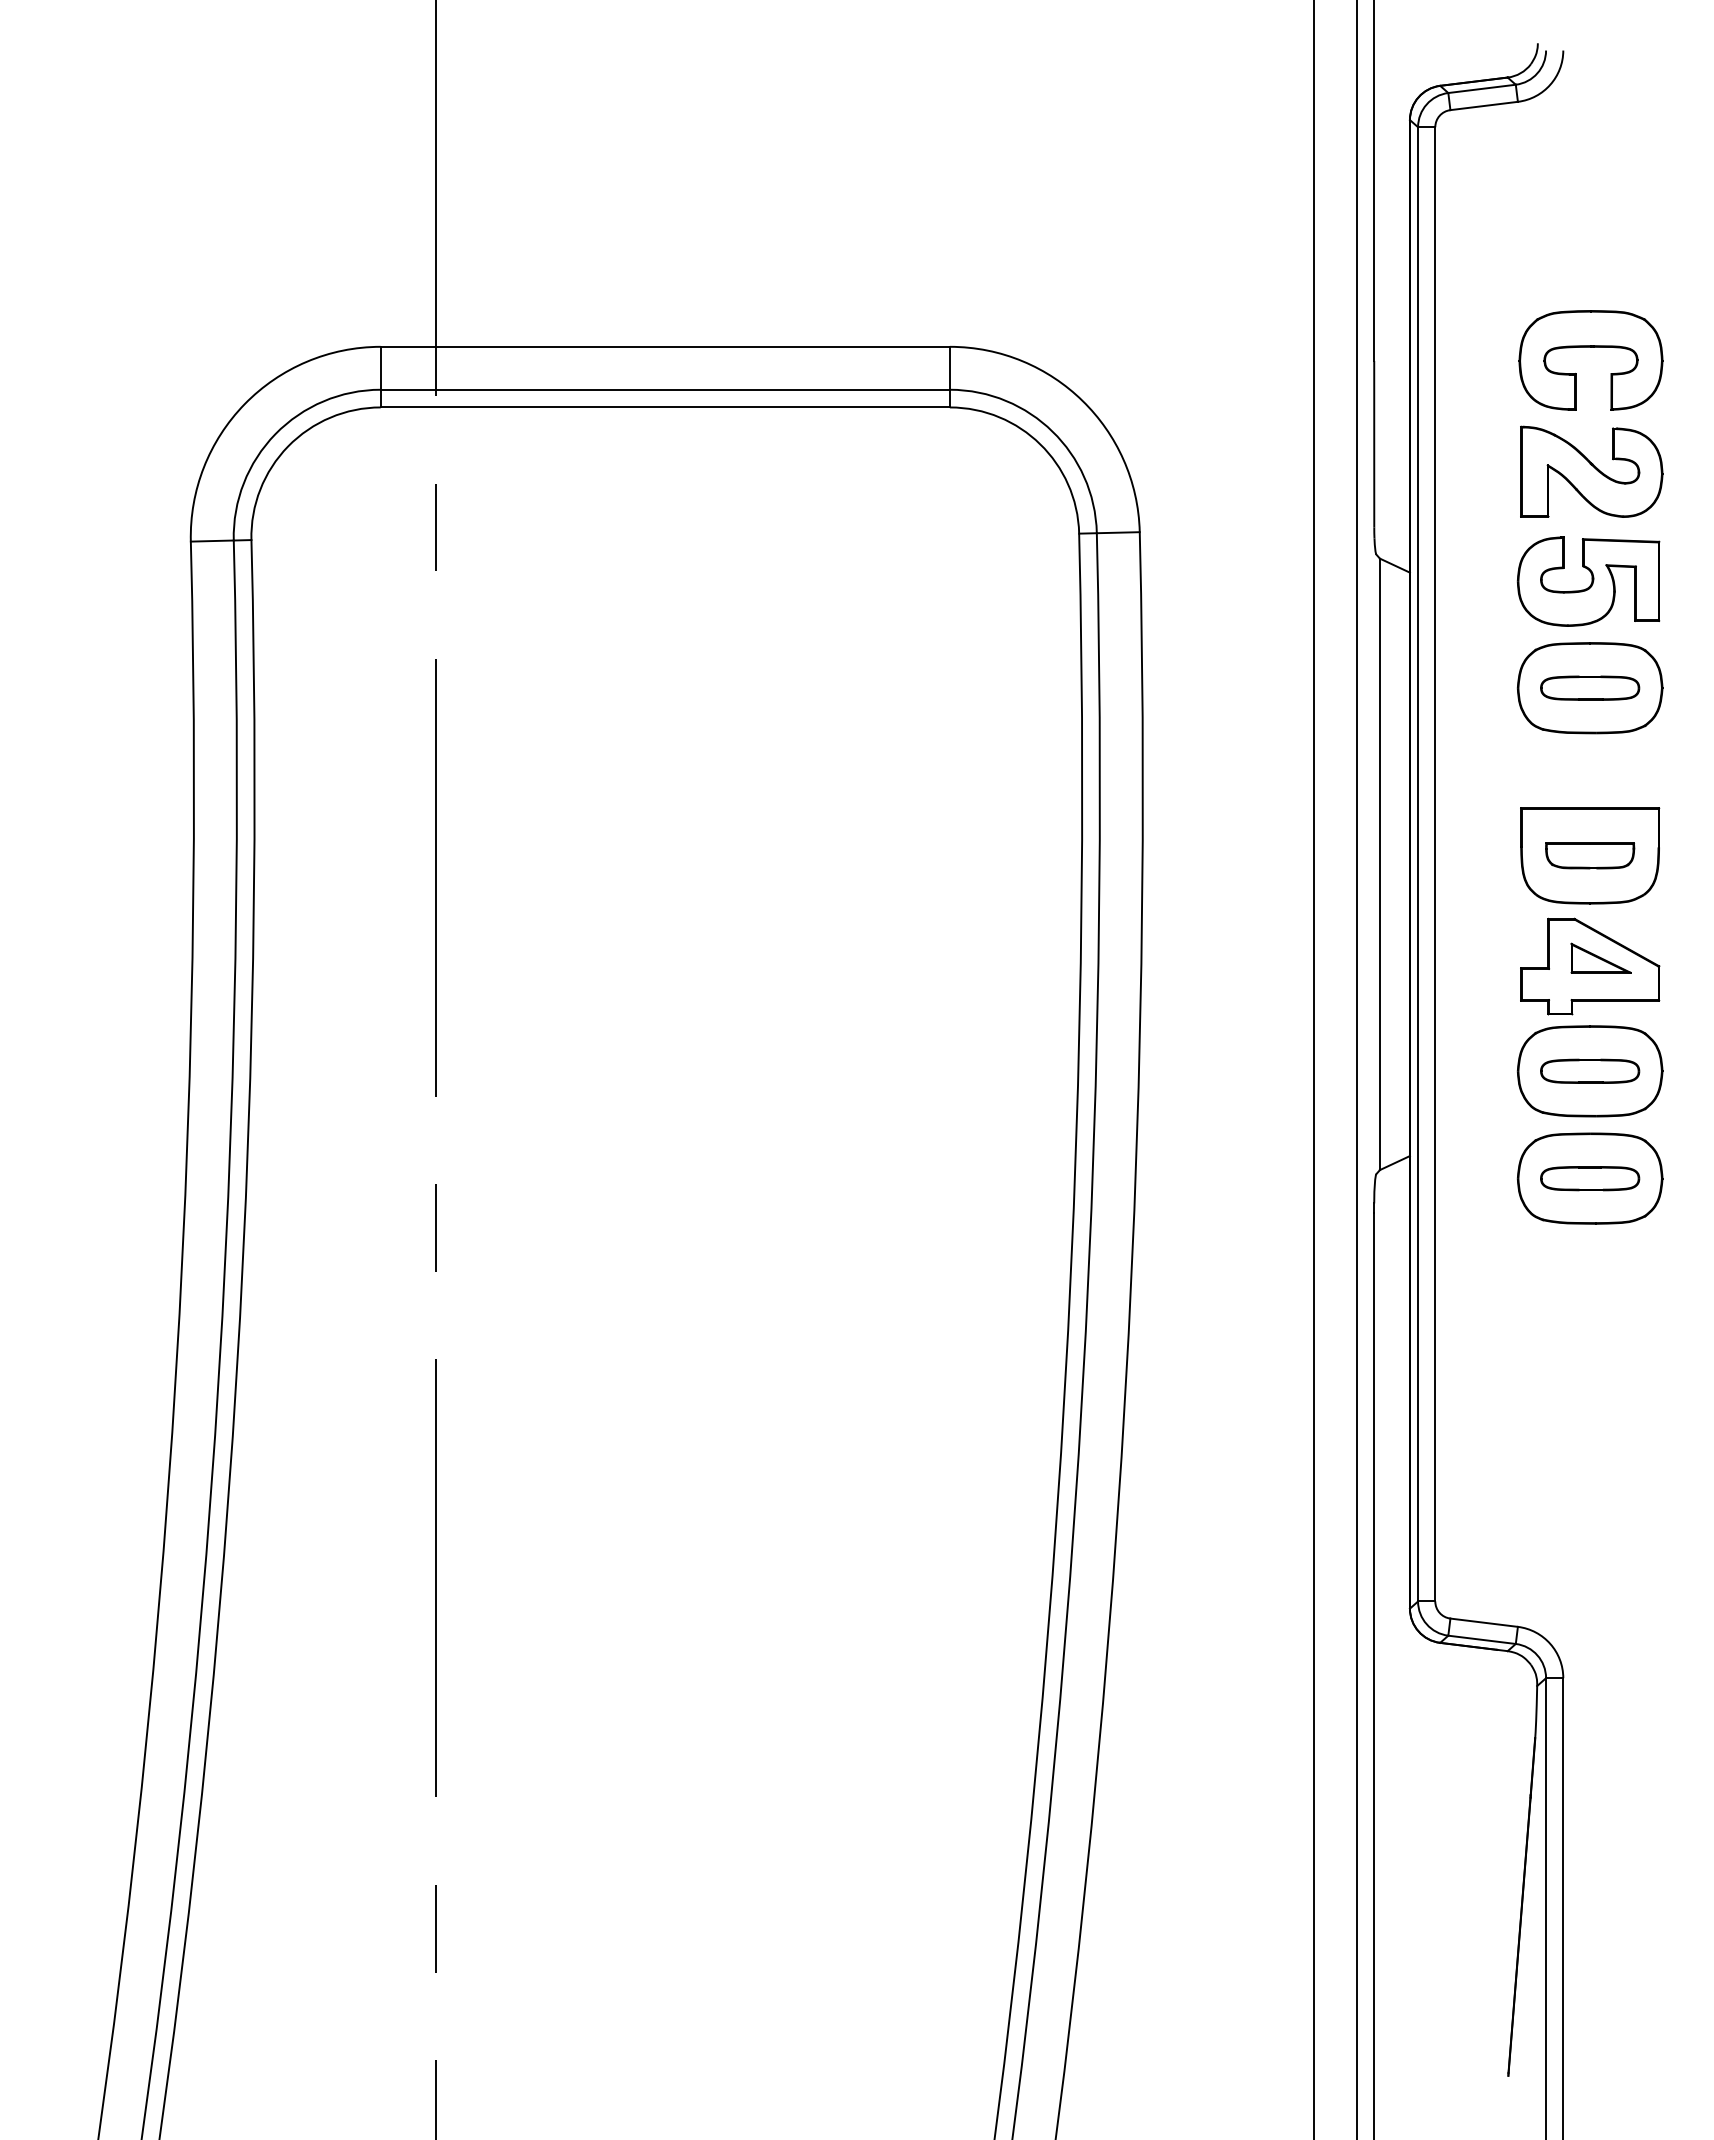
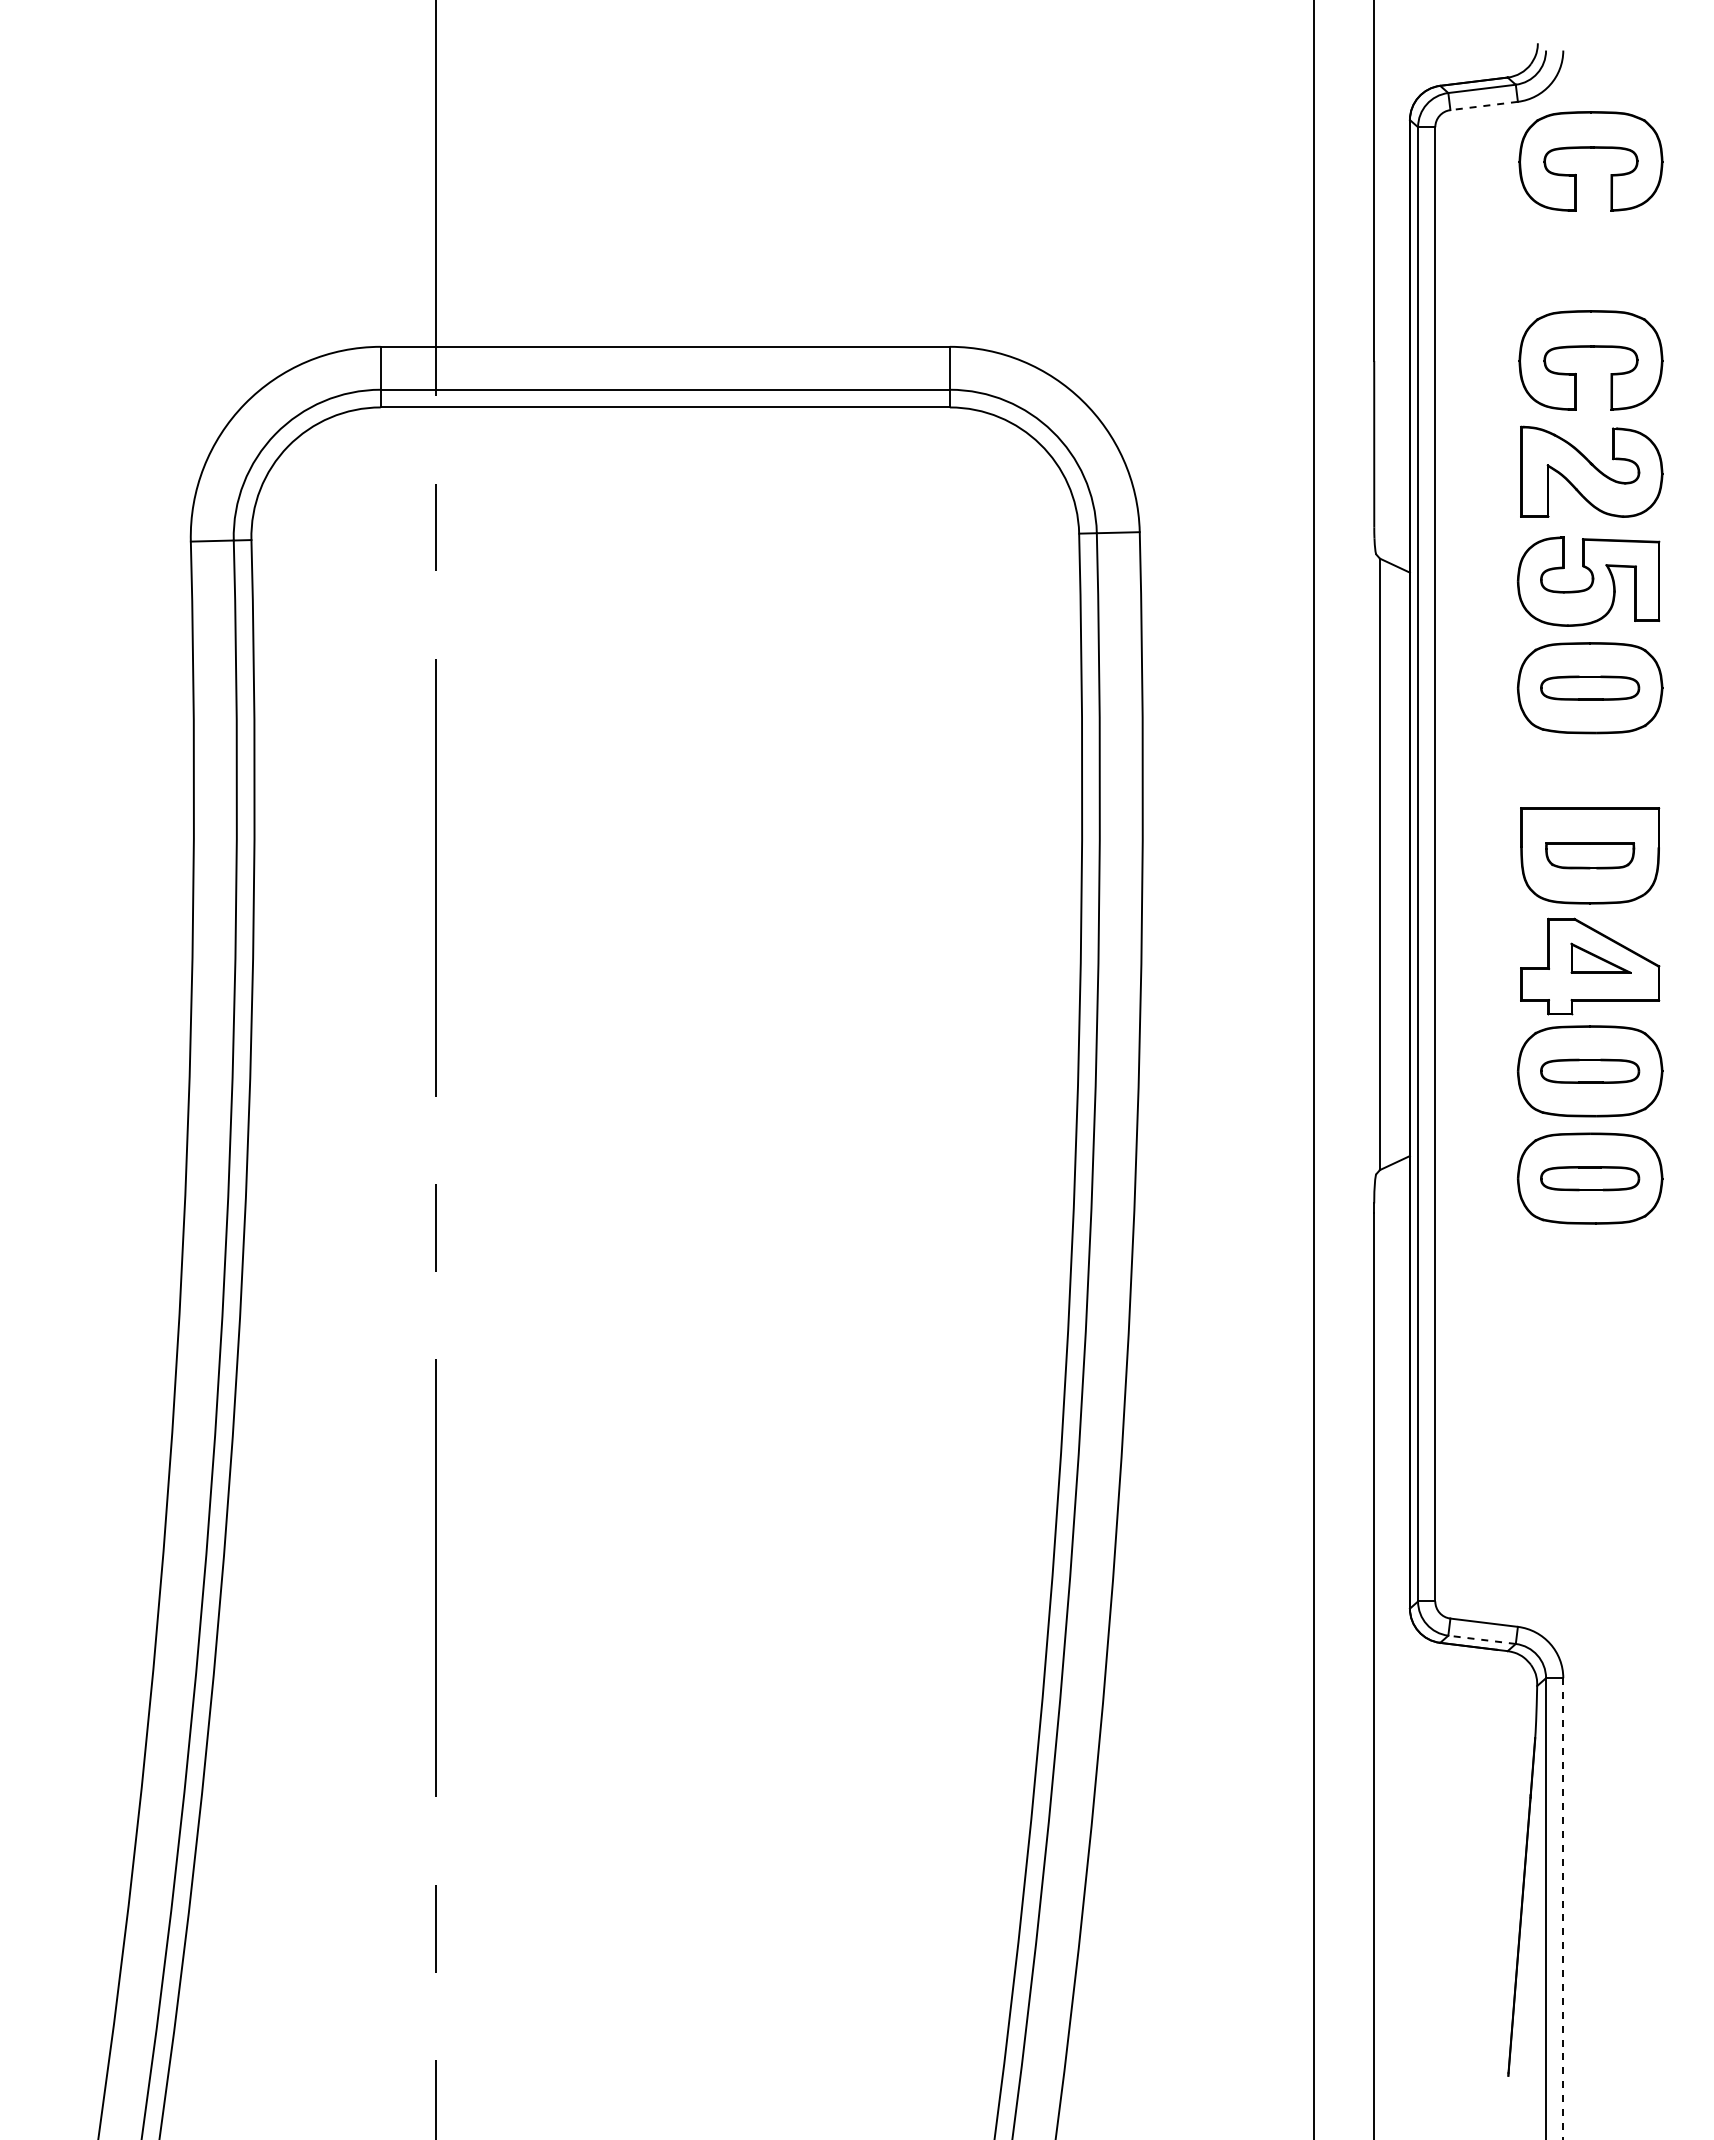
line: solid -> dashed (1484, 106)
part: none -> present (1590, 148)
line: present -> none (1356, 1069)
line: solid -> dashed (1482, 1639)
line: solid -> dashed (1563, 1909)
